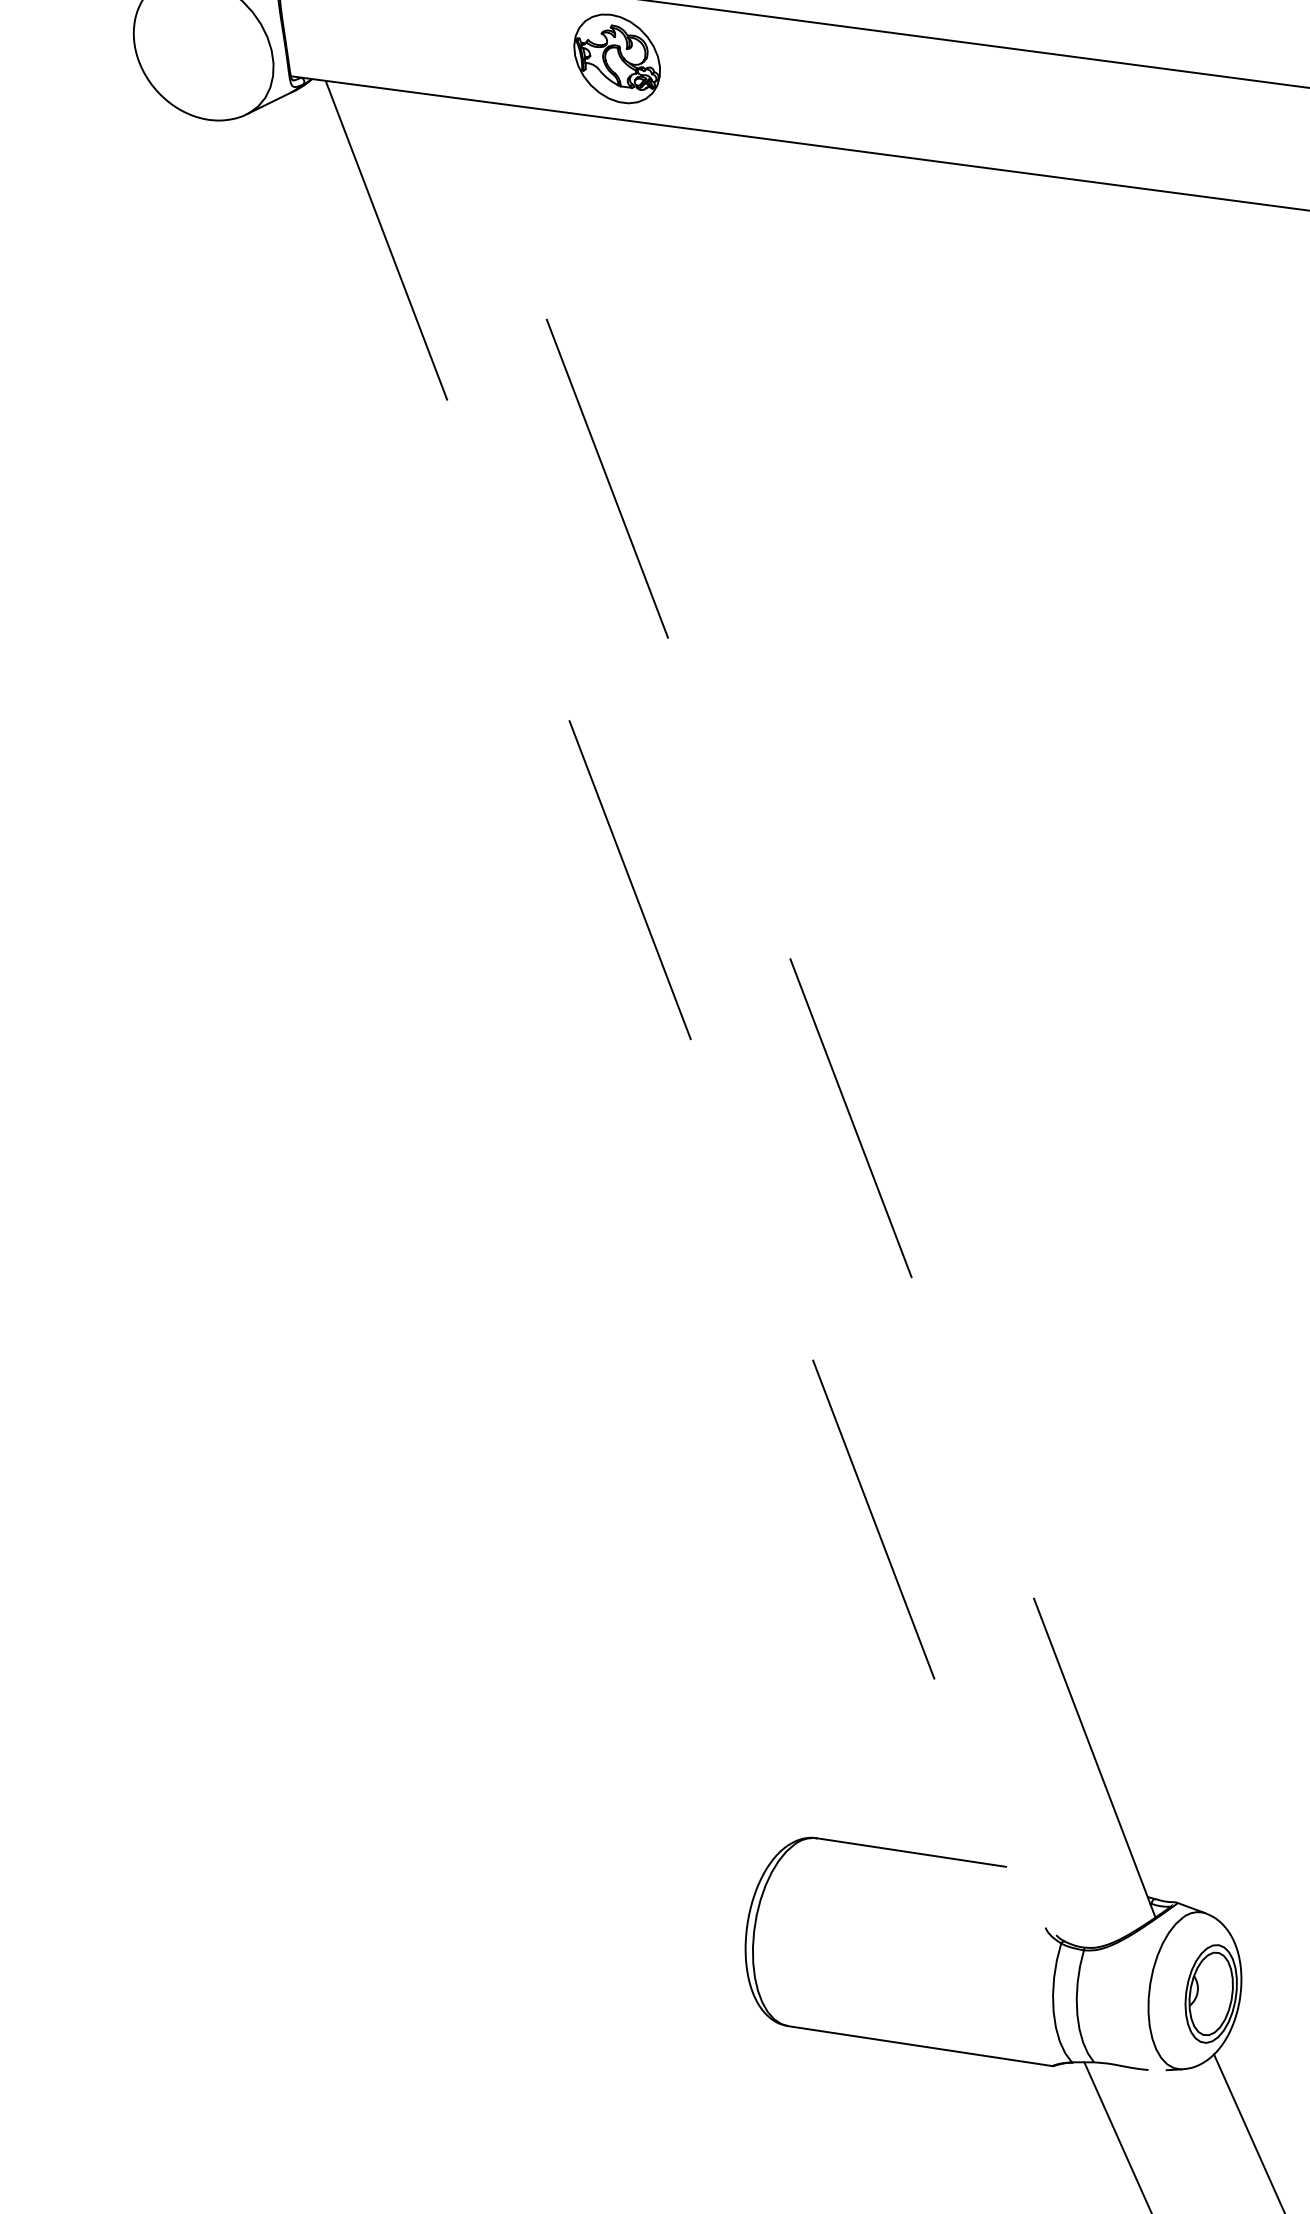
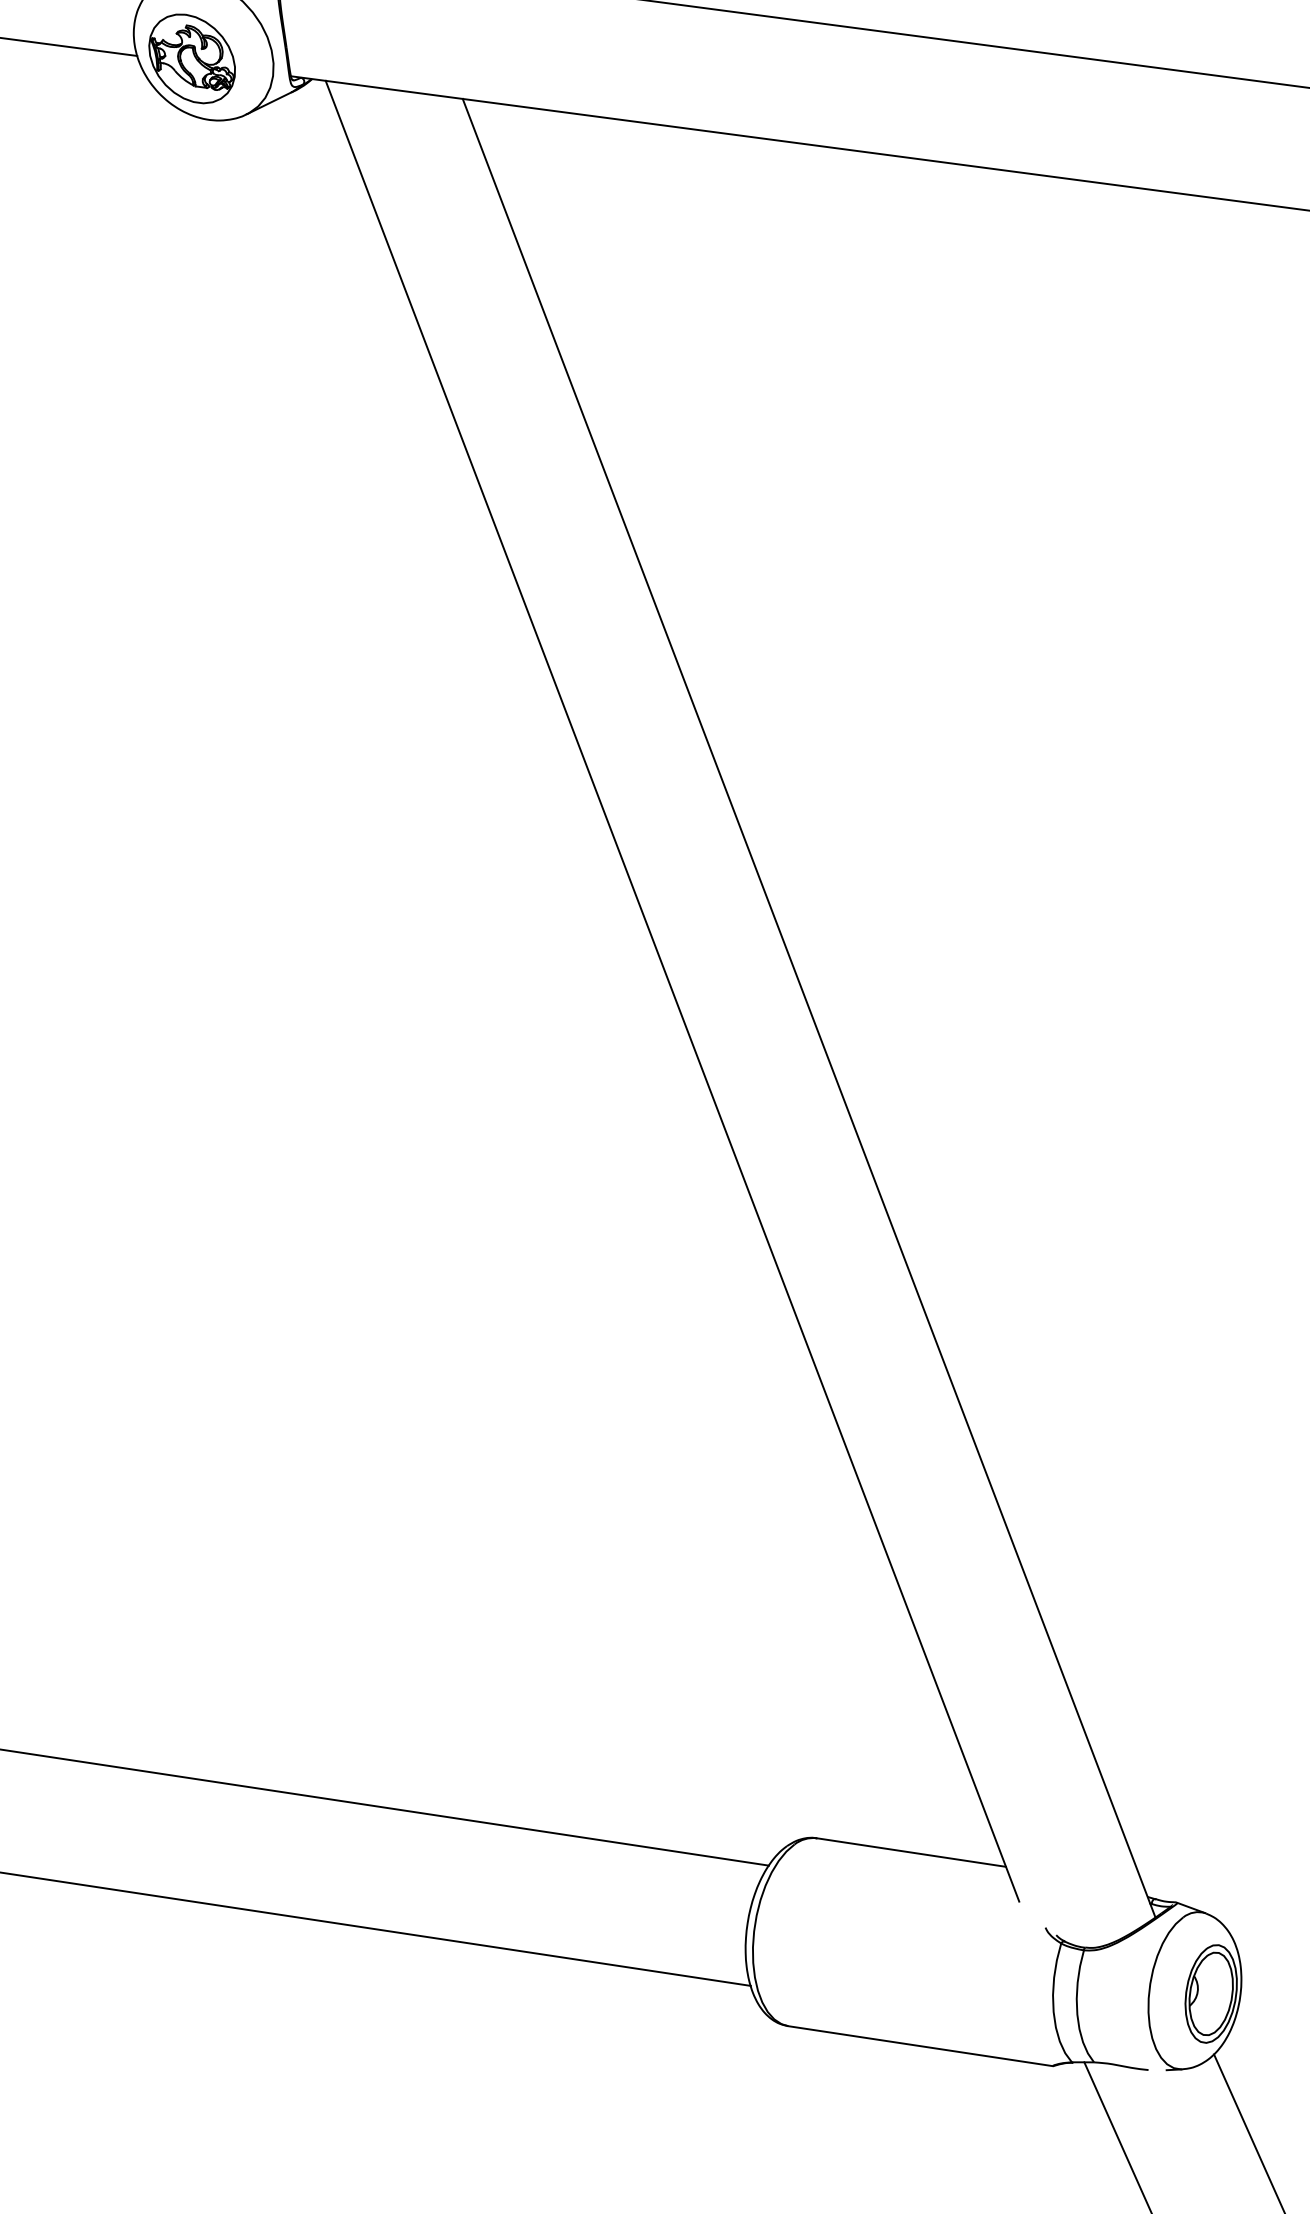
line: none -> present (69, 46)
part position: (616, 58) -> (191, 58) (191, 58)
line: dashed -> solid (672, 991)
line: dashed -> solid (808, 1007)
line: none -> present (385, 1807)
line: none -> present (376, 1928)
